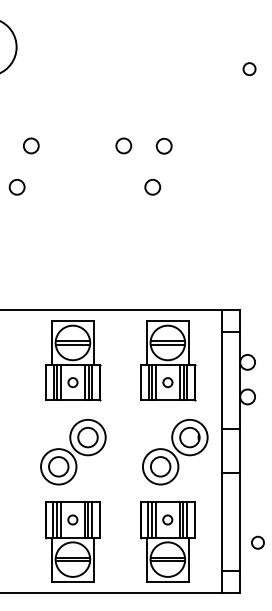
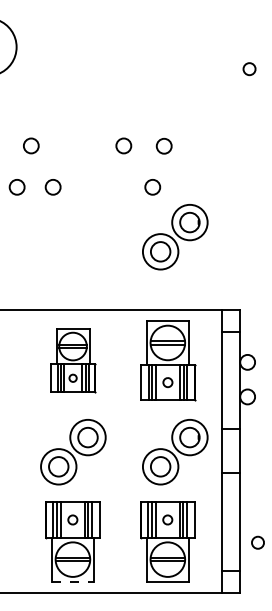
circle: none -> present (52, 187)
part: none -> present (175, 237)
part size: 57x82 px -> 47x66 px (73, 360)
line: solid -> dashed (72, 581)
